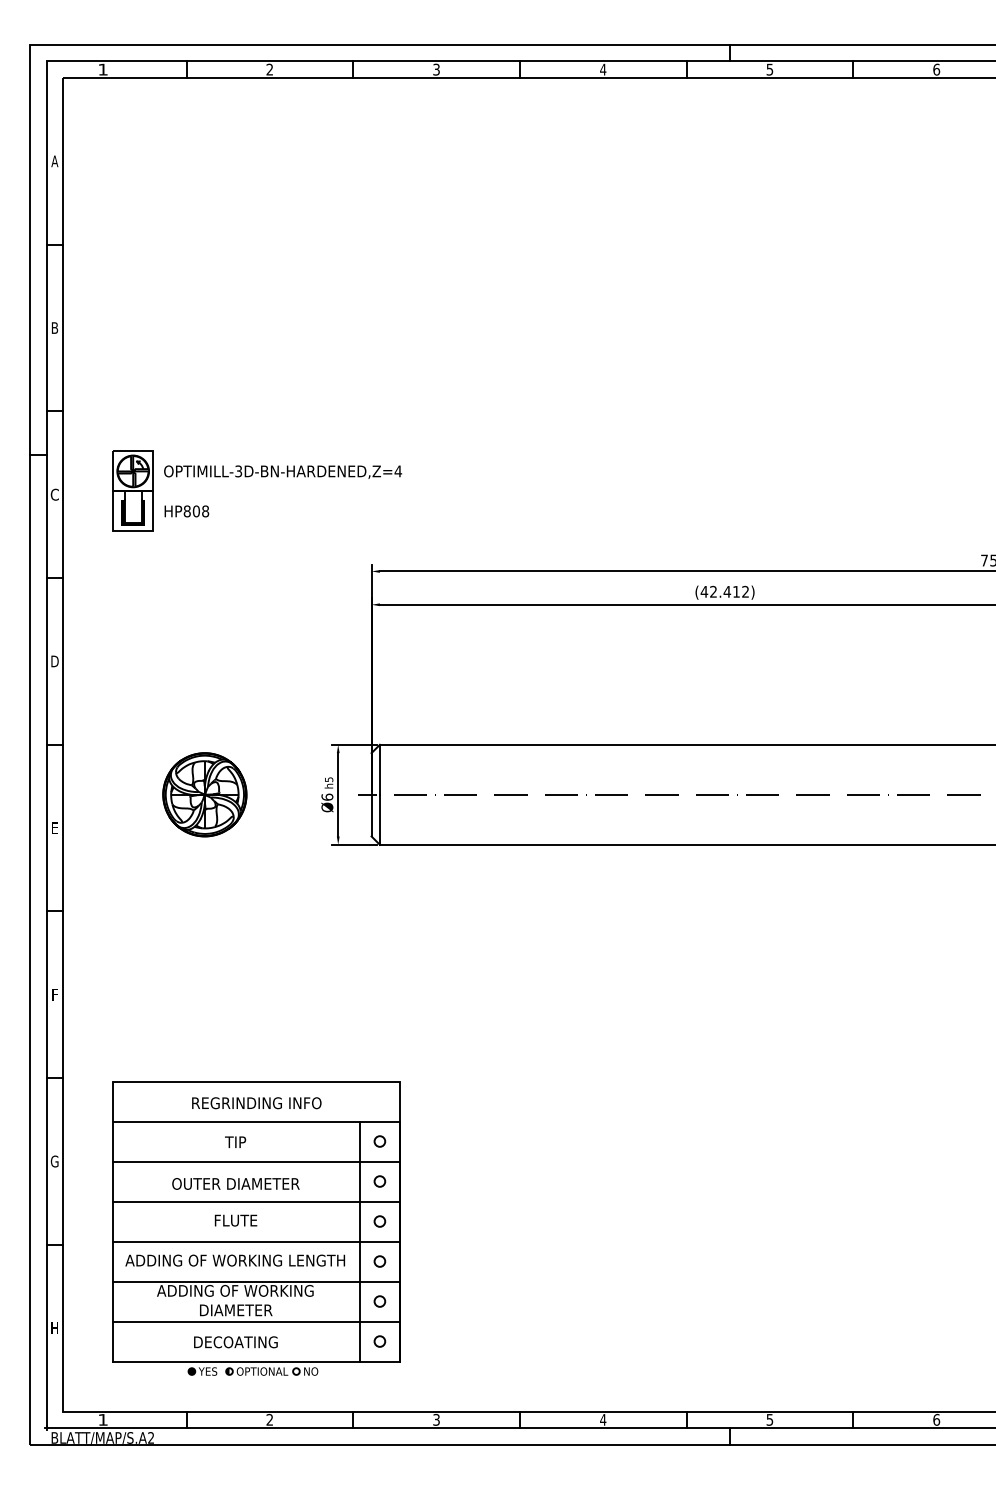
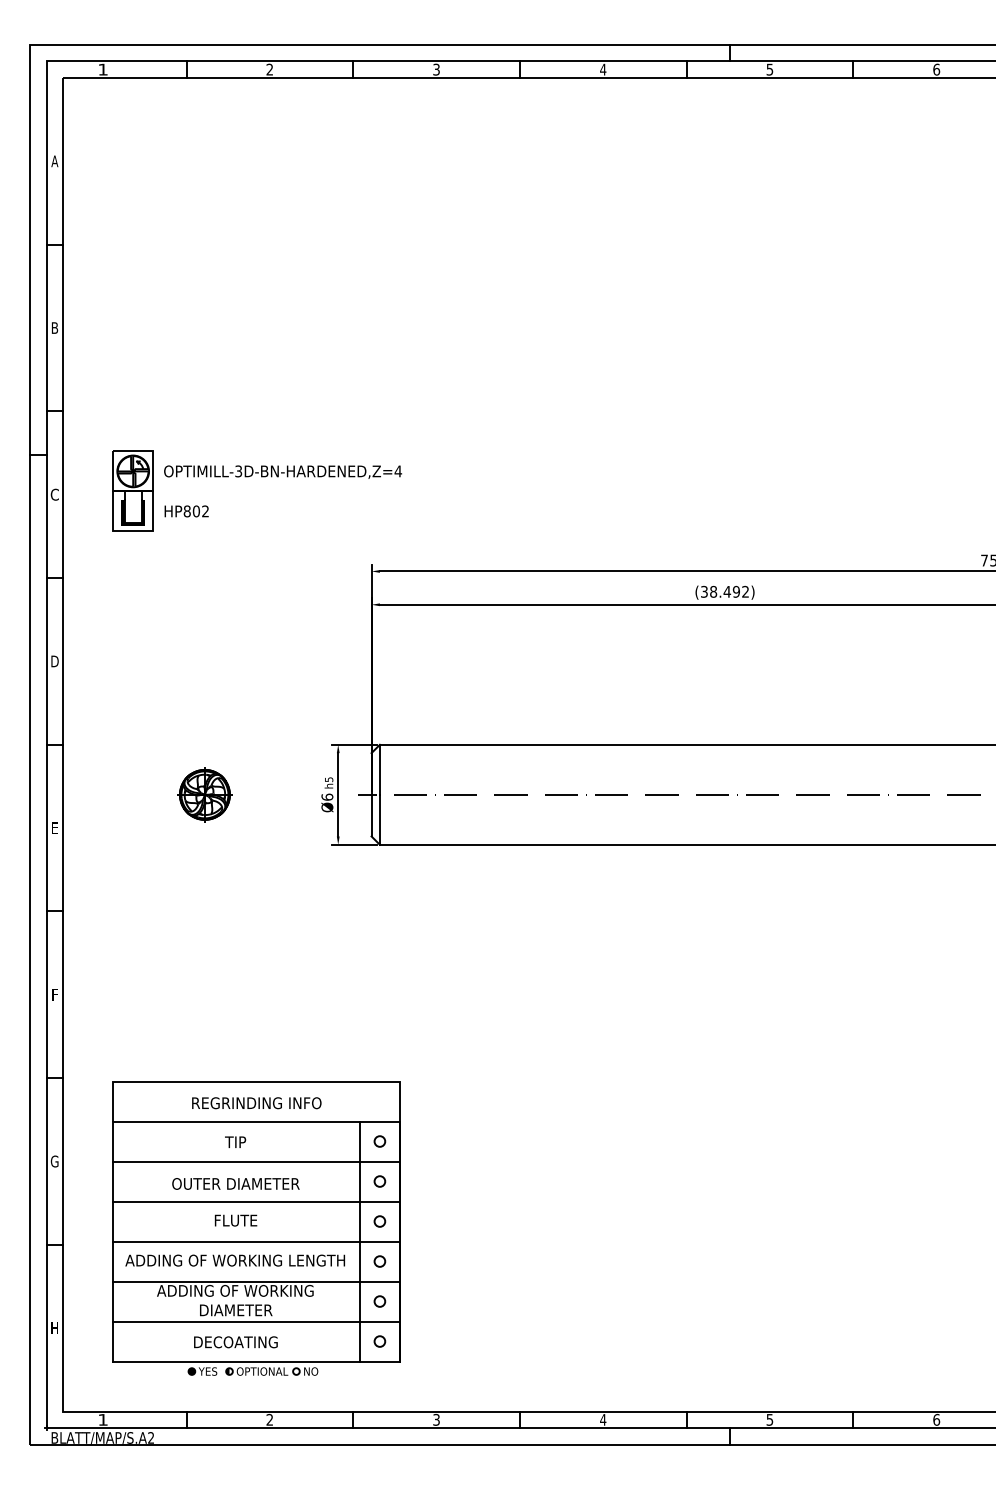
text: HP808 -> HP802 (205, 511)
text: (42.412) -> (38.492) (719, 591)
part size: 86x86 px -> 56x56 px (204, 794)
